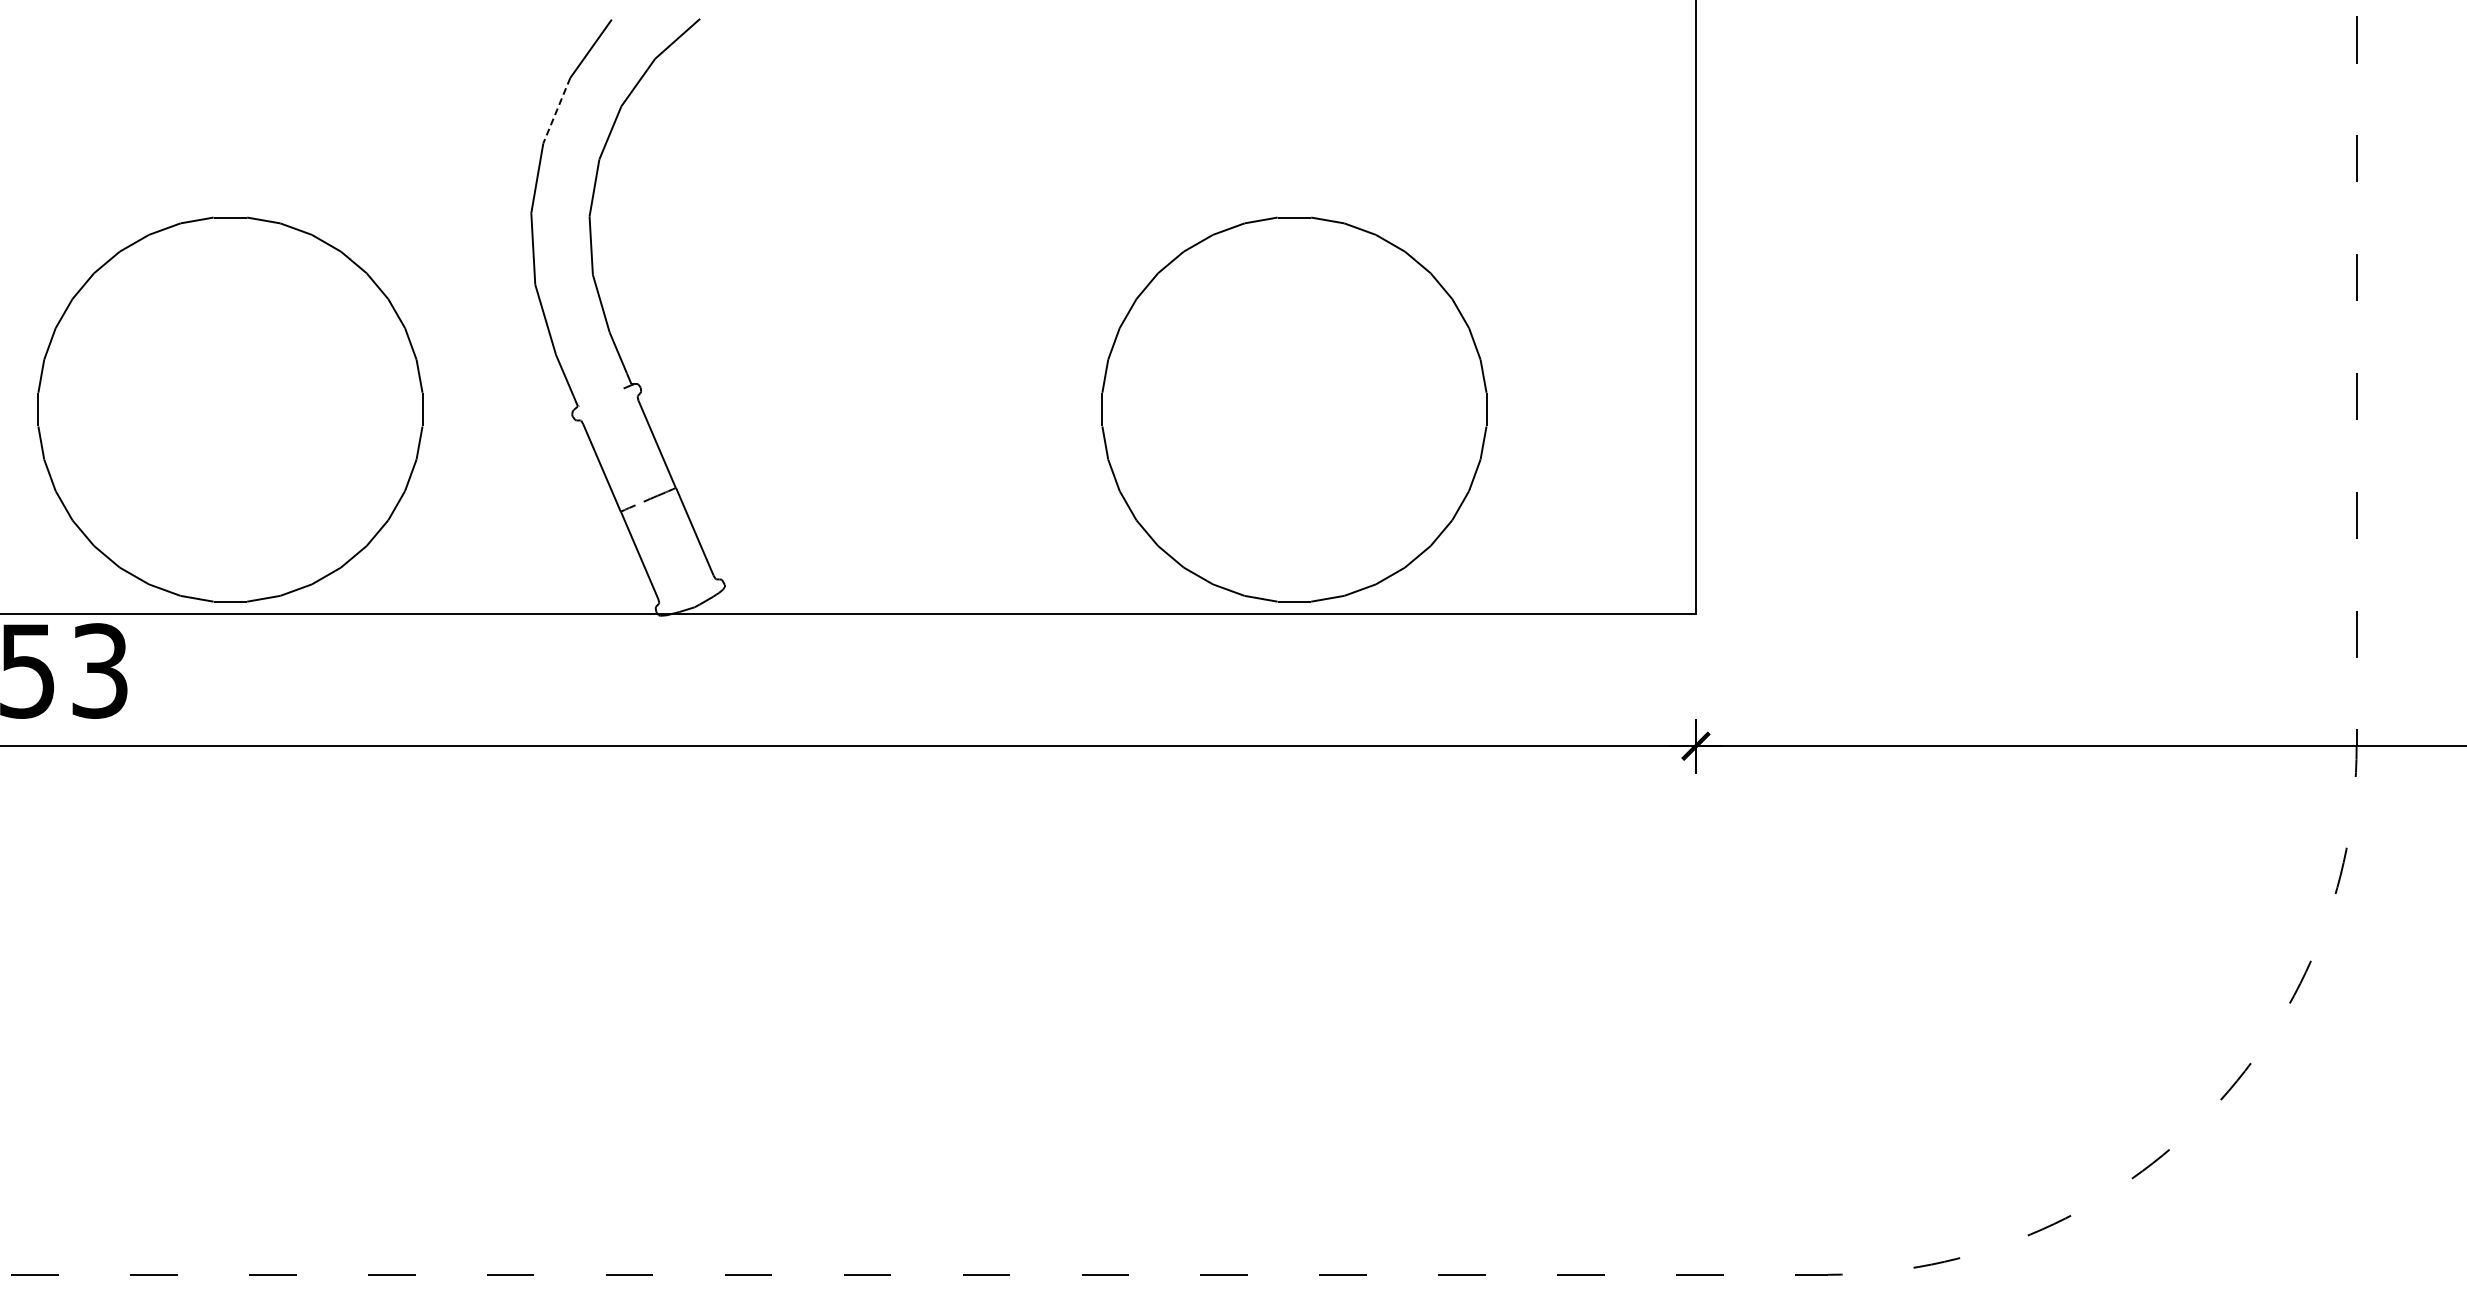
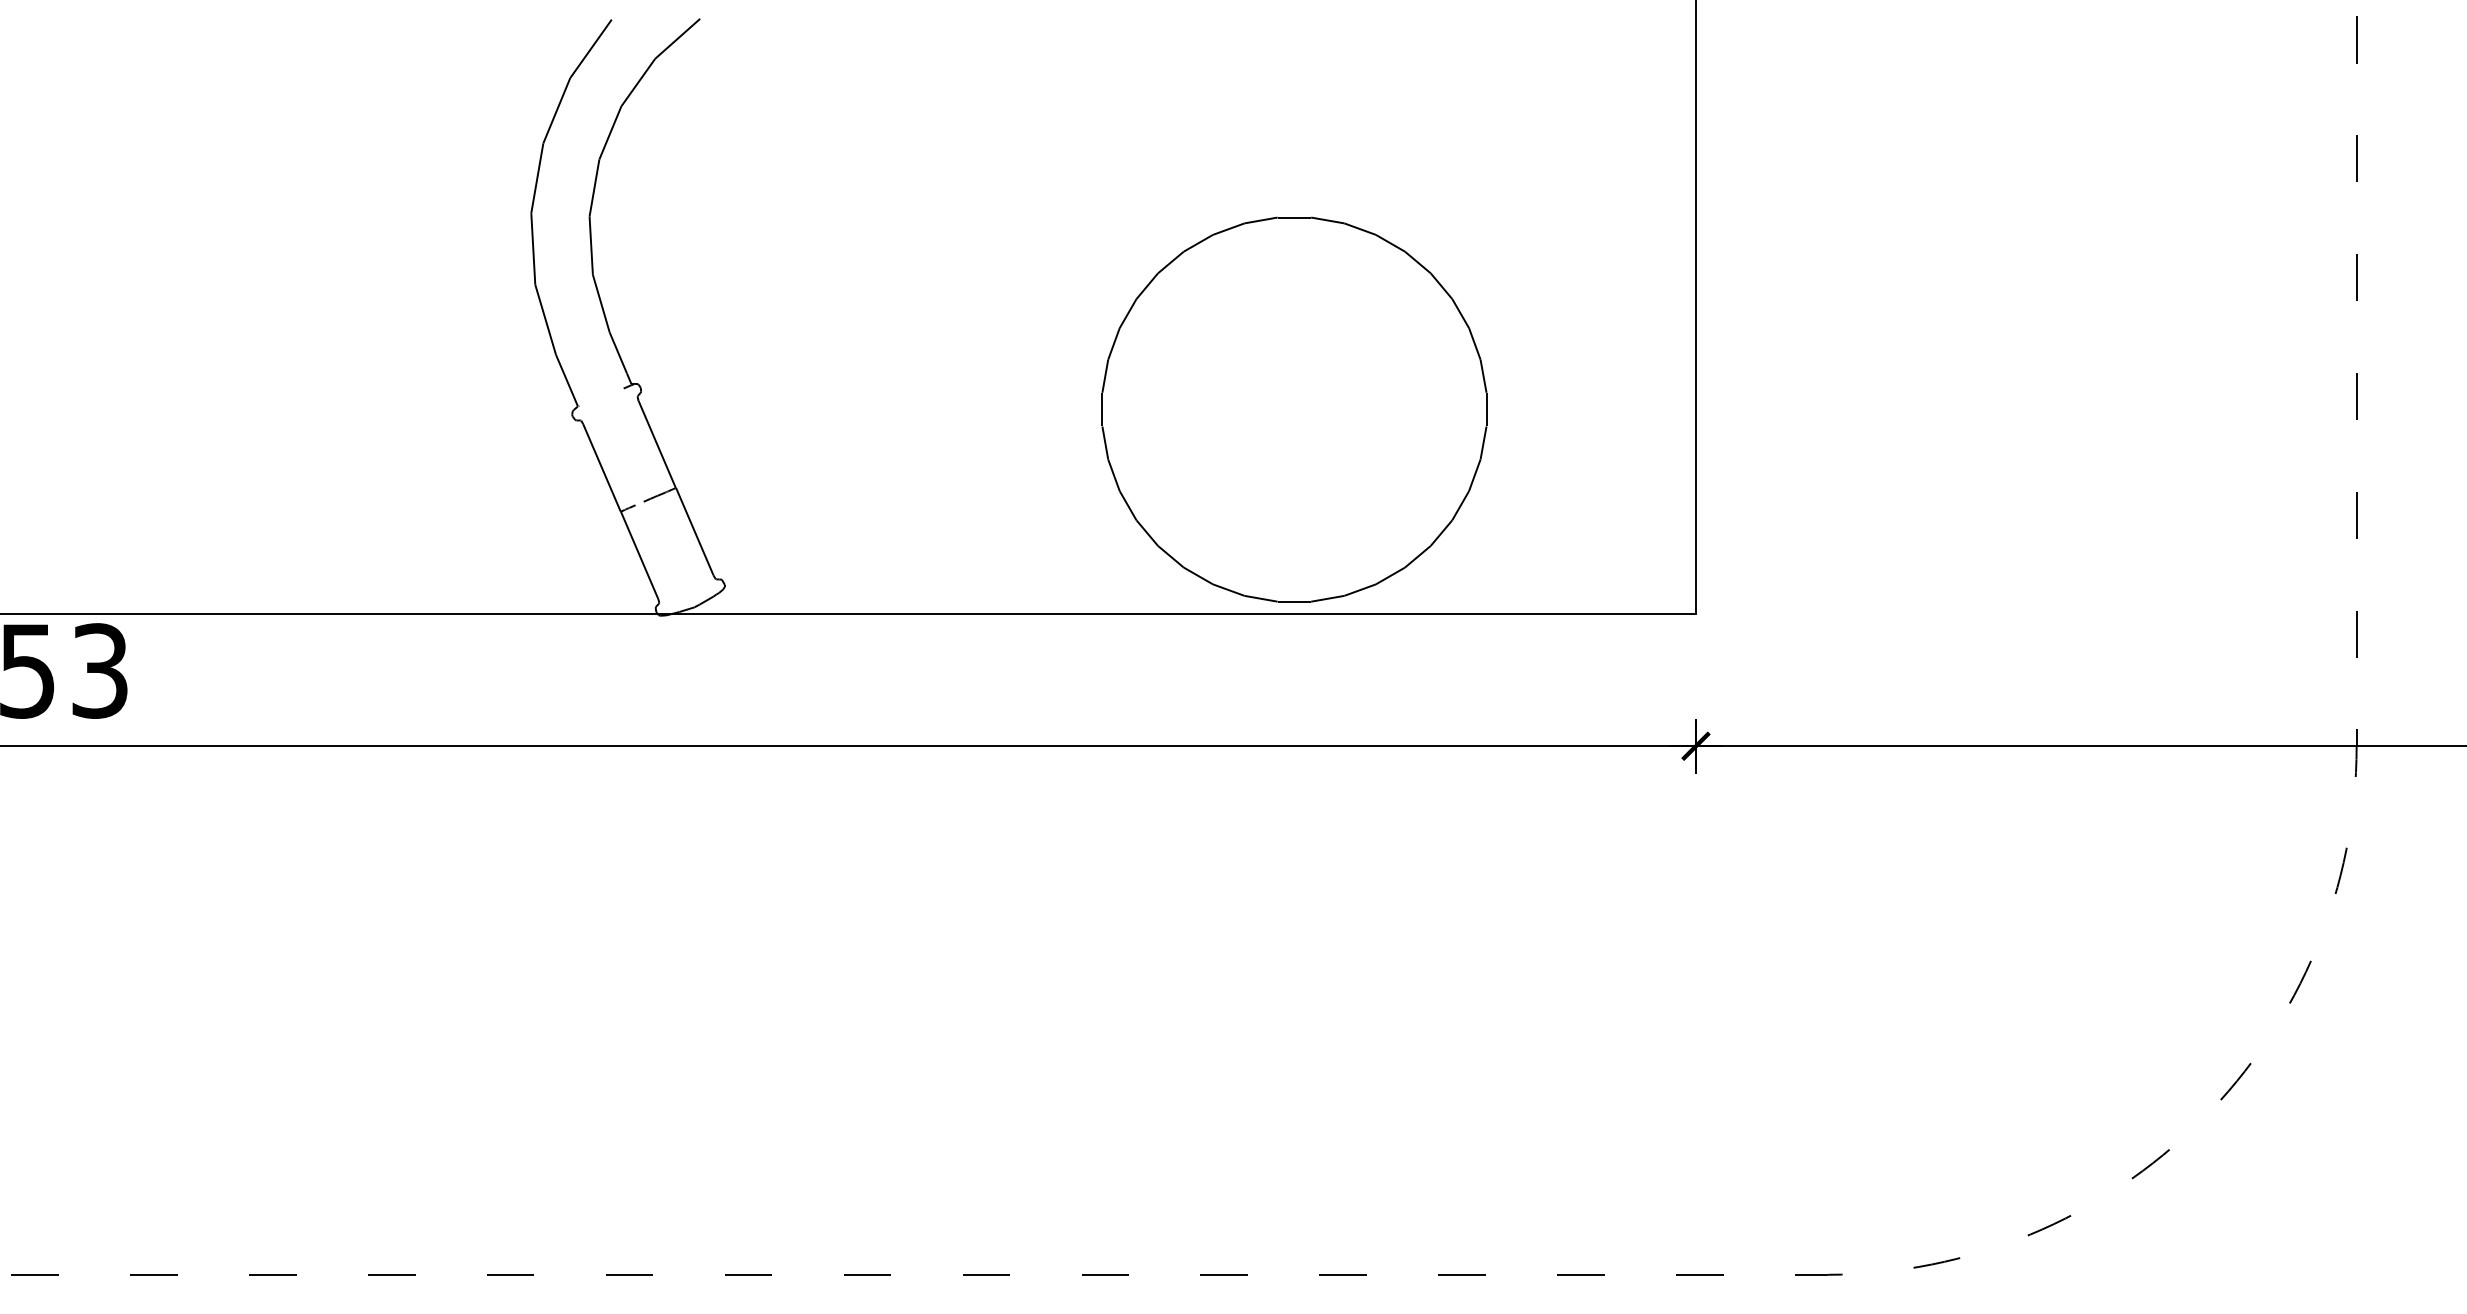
line: dashed -> solid (556, 111)
part: present -> none (230, 409)
